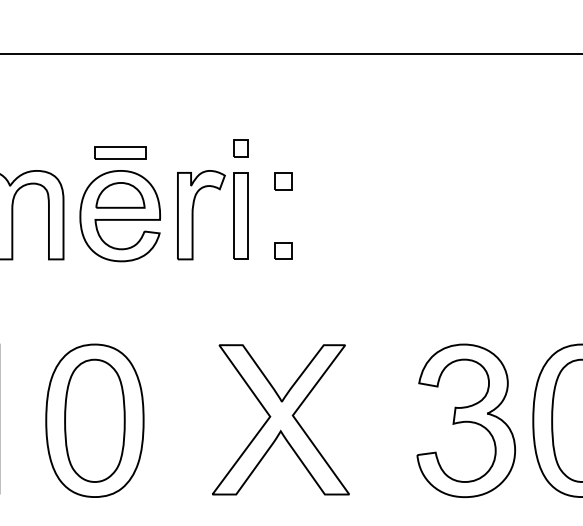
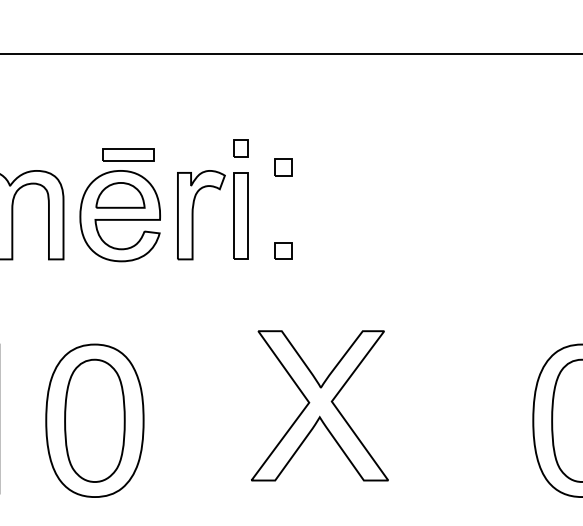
part position: (120, 152) -> (128, 154) (128, 154)
part position: (283, 181) -> (283, 167) (283, 167)
part position: (280, 419) -> (319, 405) (319, 405)
part: present -> none (465, 420)
